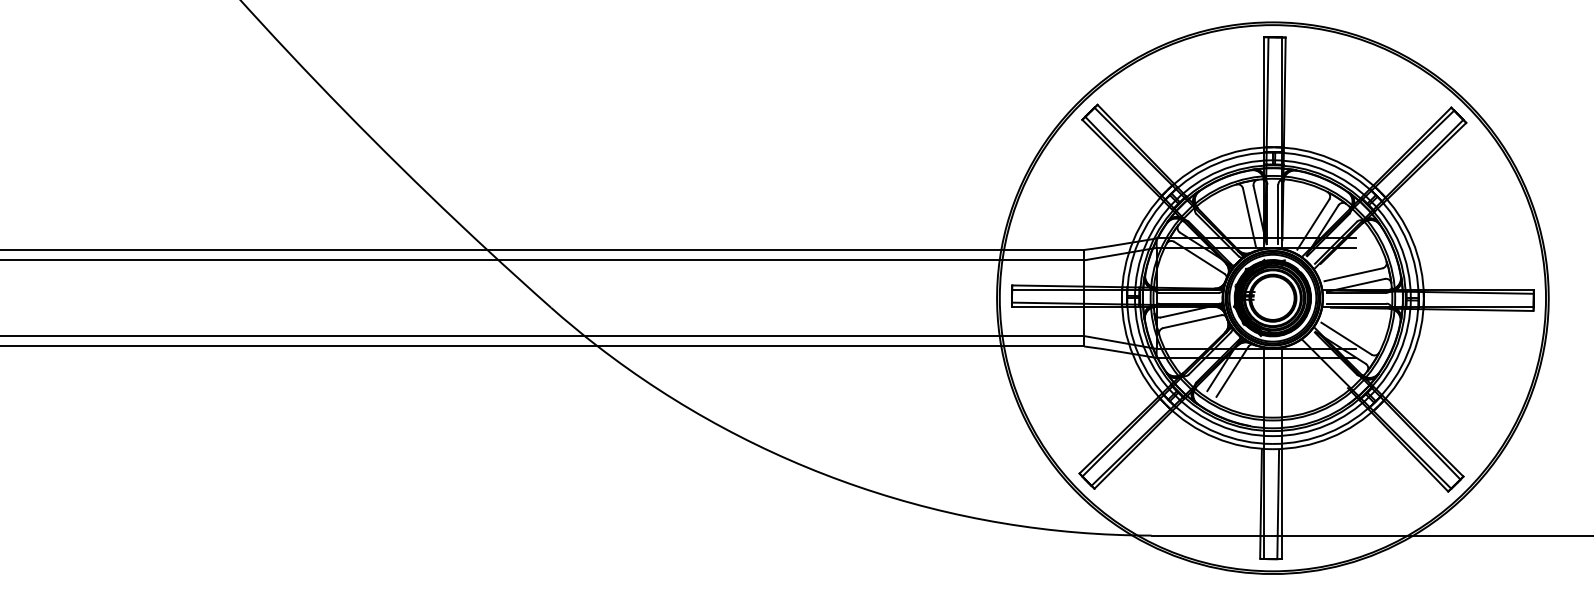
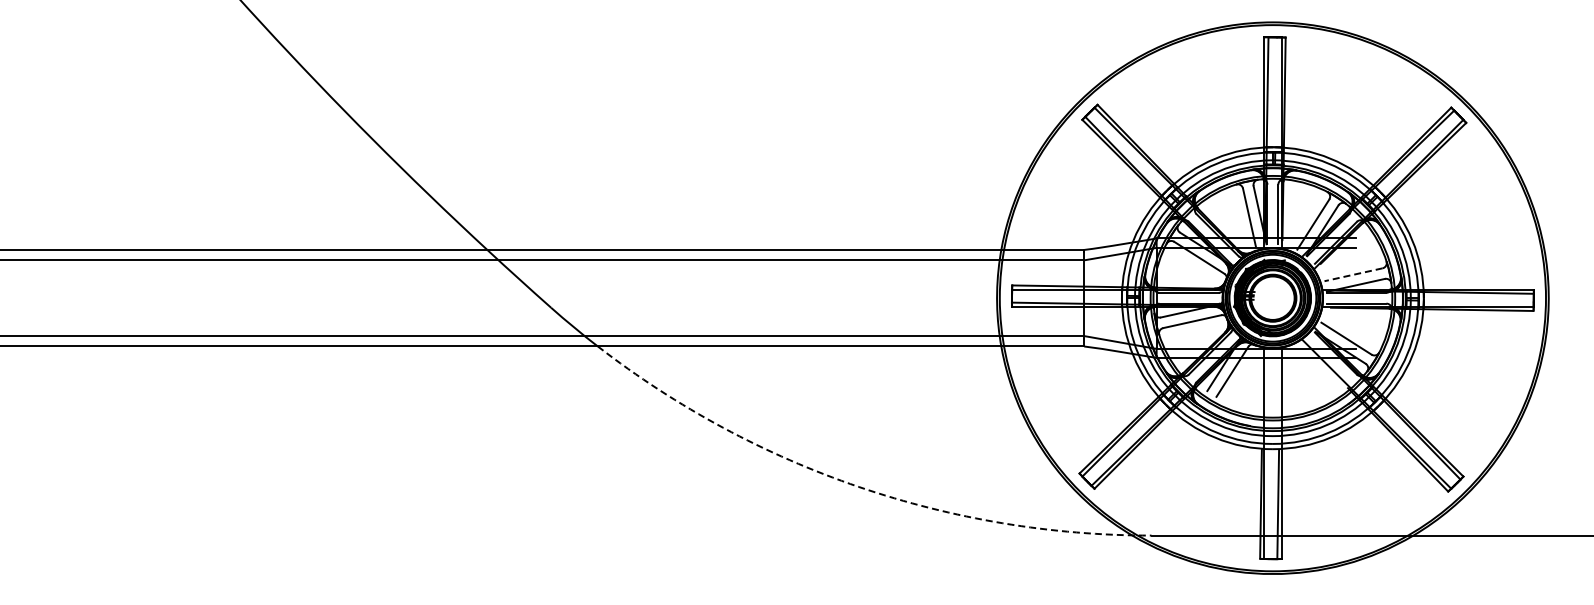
line: solid -> dashed (1353, 274)
arc: solid -> dashed (859, 486)
